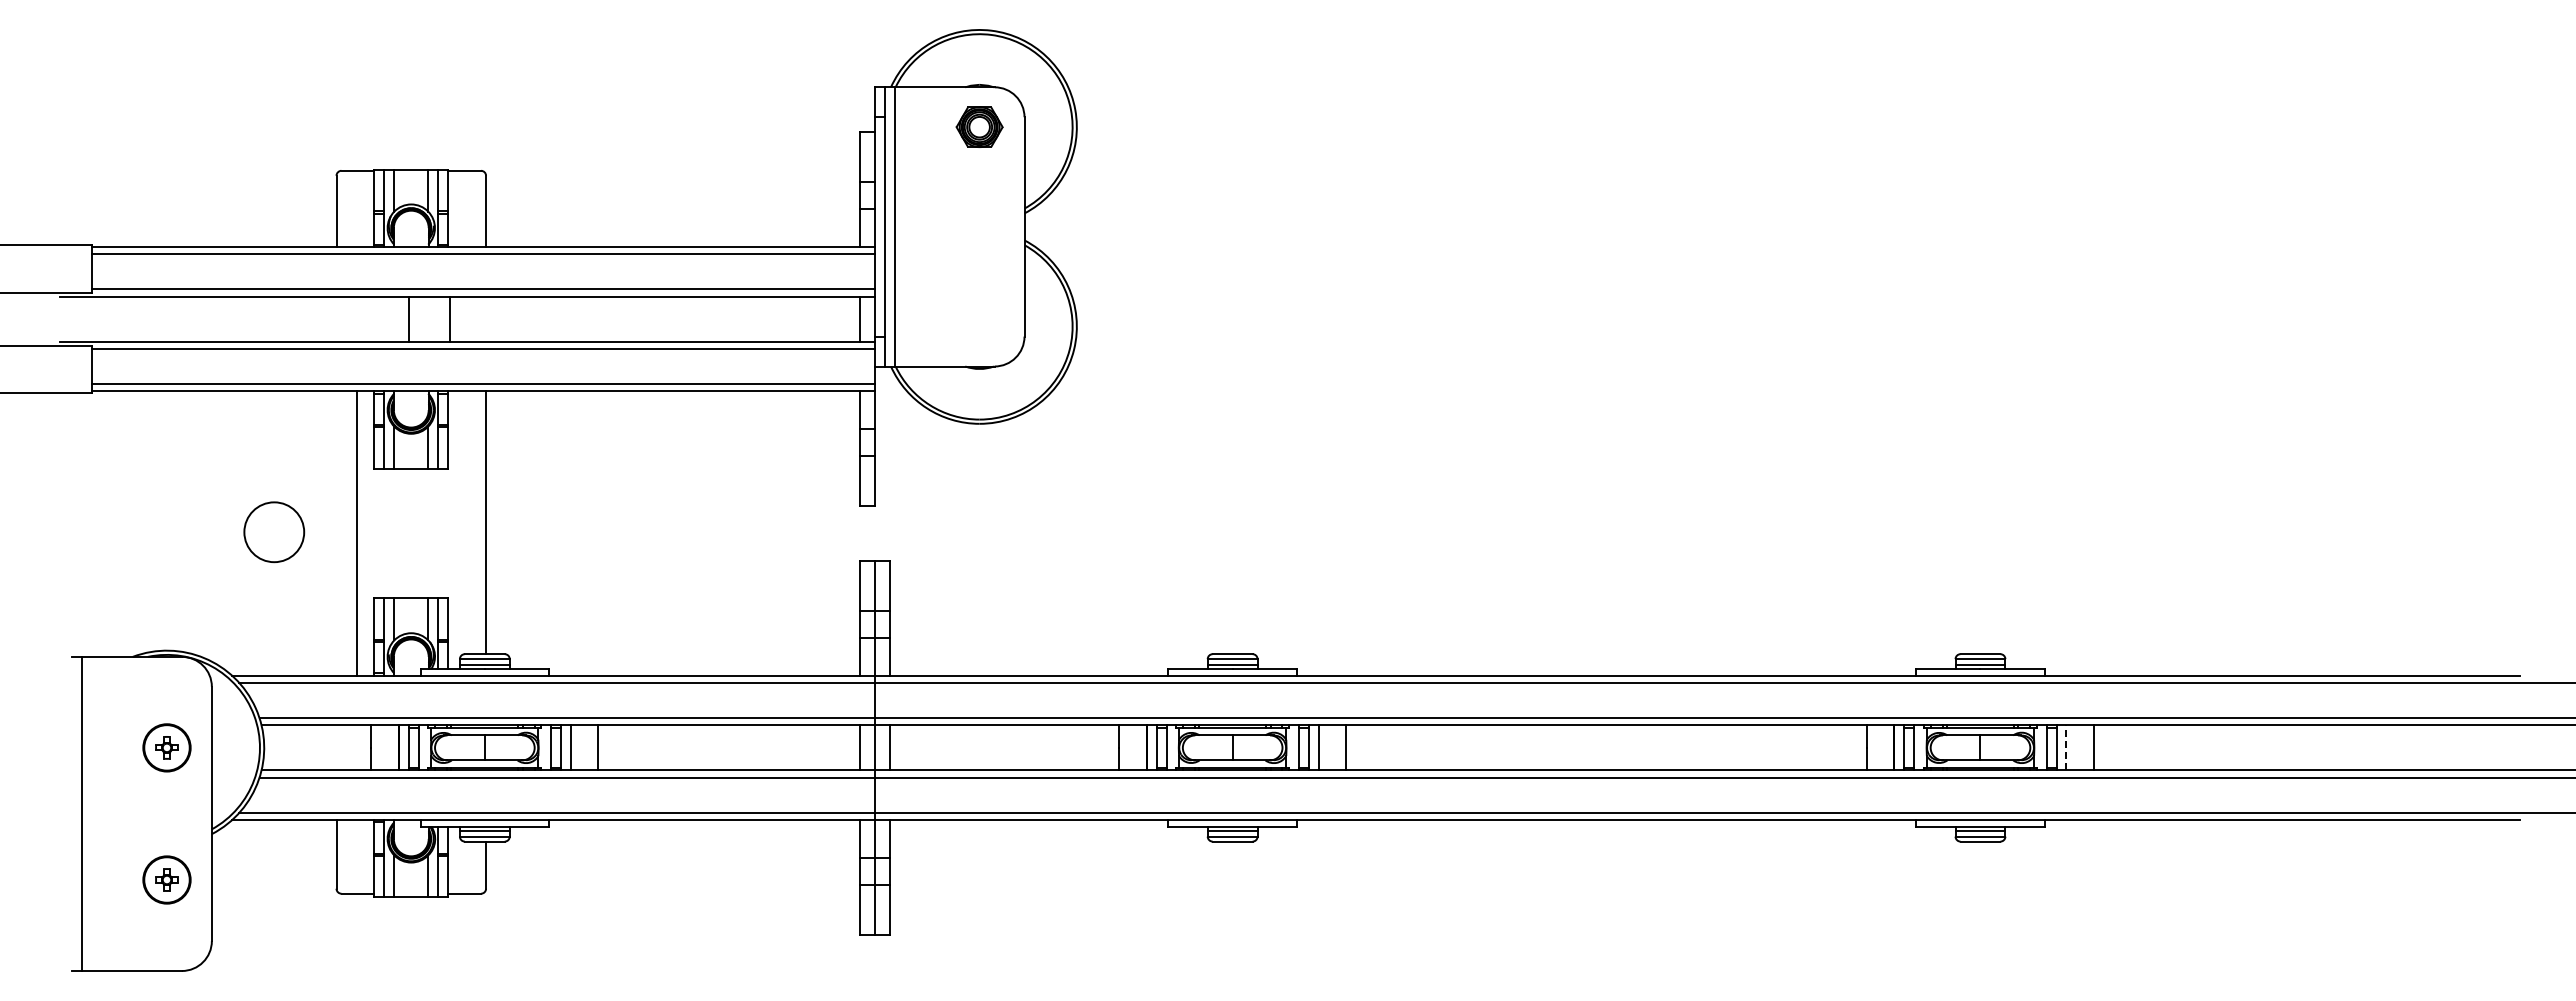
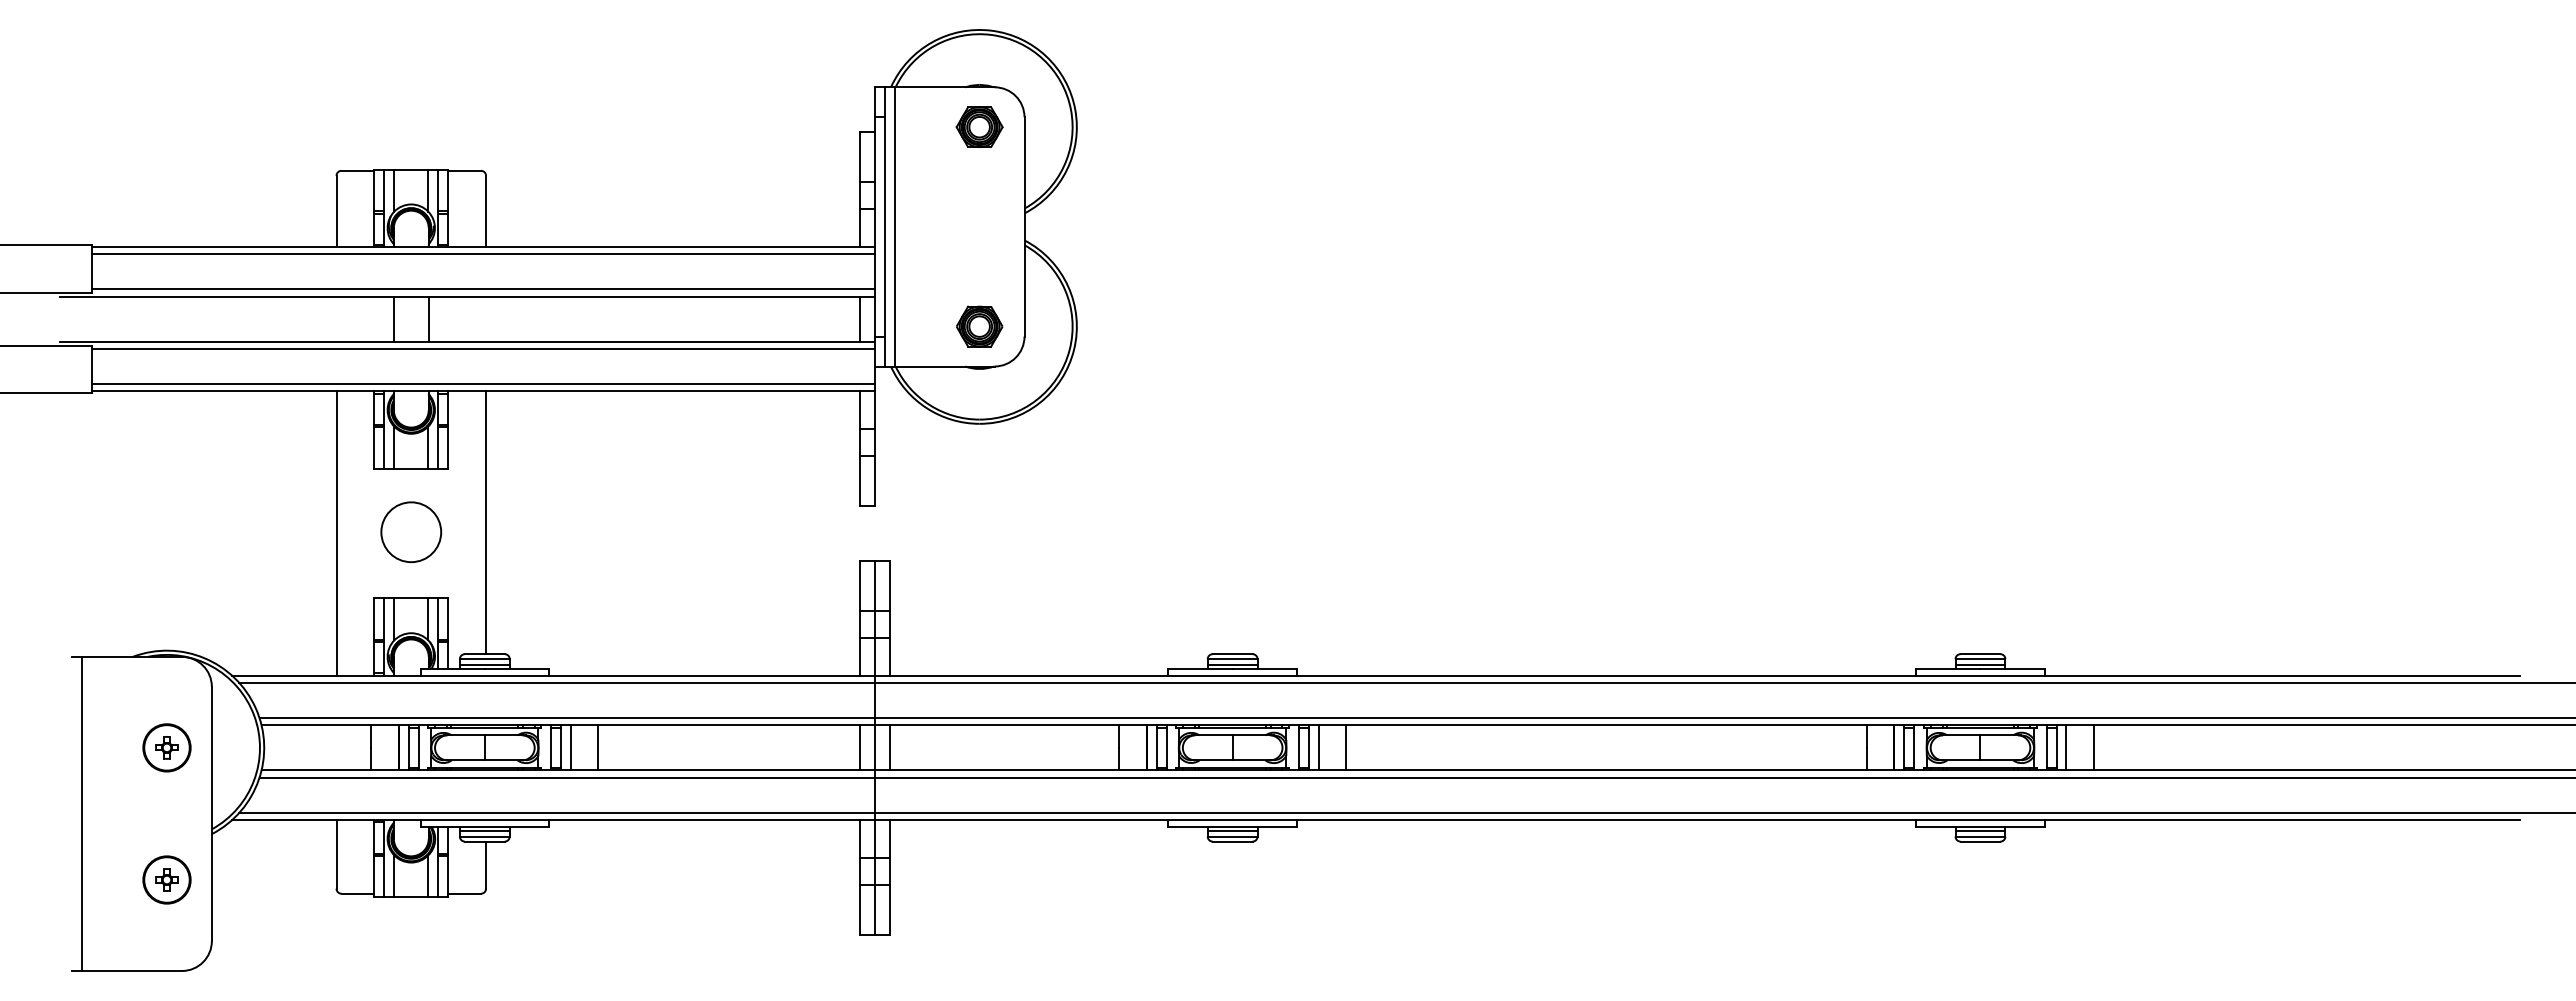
line position: (408, 318) -> (393, 318) (393, 318)
line position: (449, 318) -> (428, 318) (428, 318)
part: none -> present (979, 326)
circle position: (274, 532) -> (411, 532) (411, 532)
line position: (356, 533) -> (336, 533) (336, 533)
line: dashed -> solid (2066, 747)
